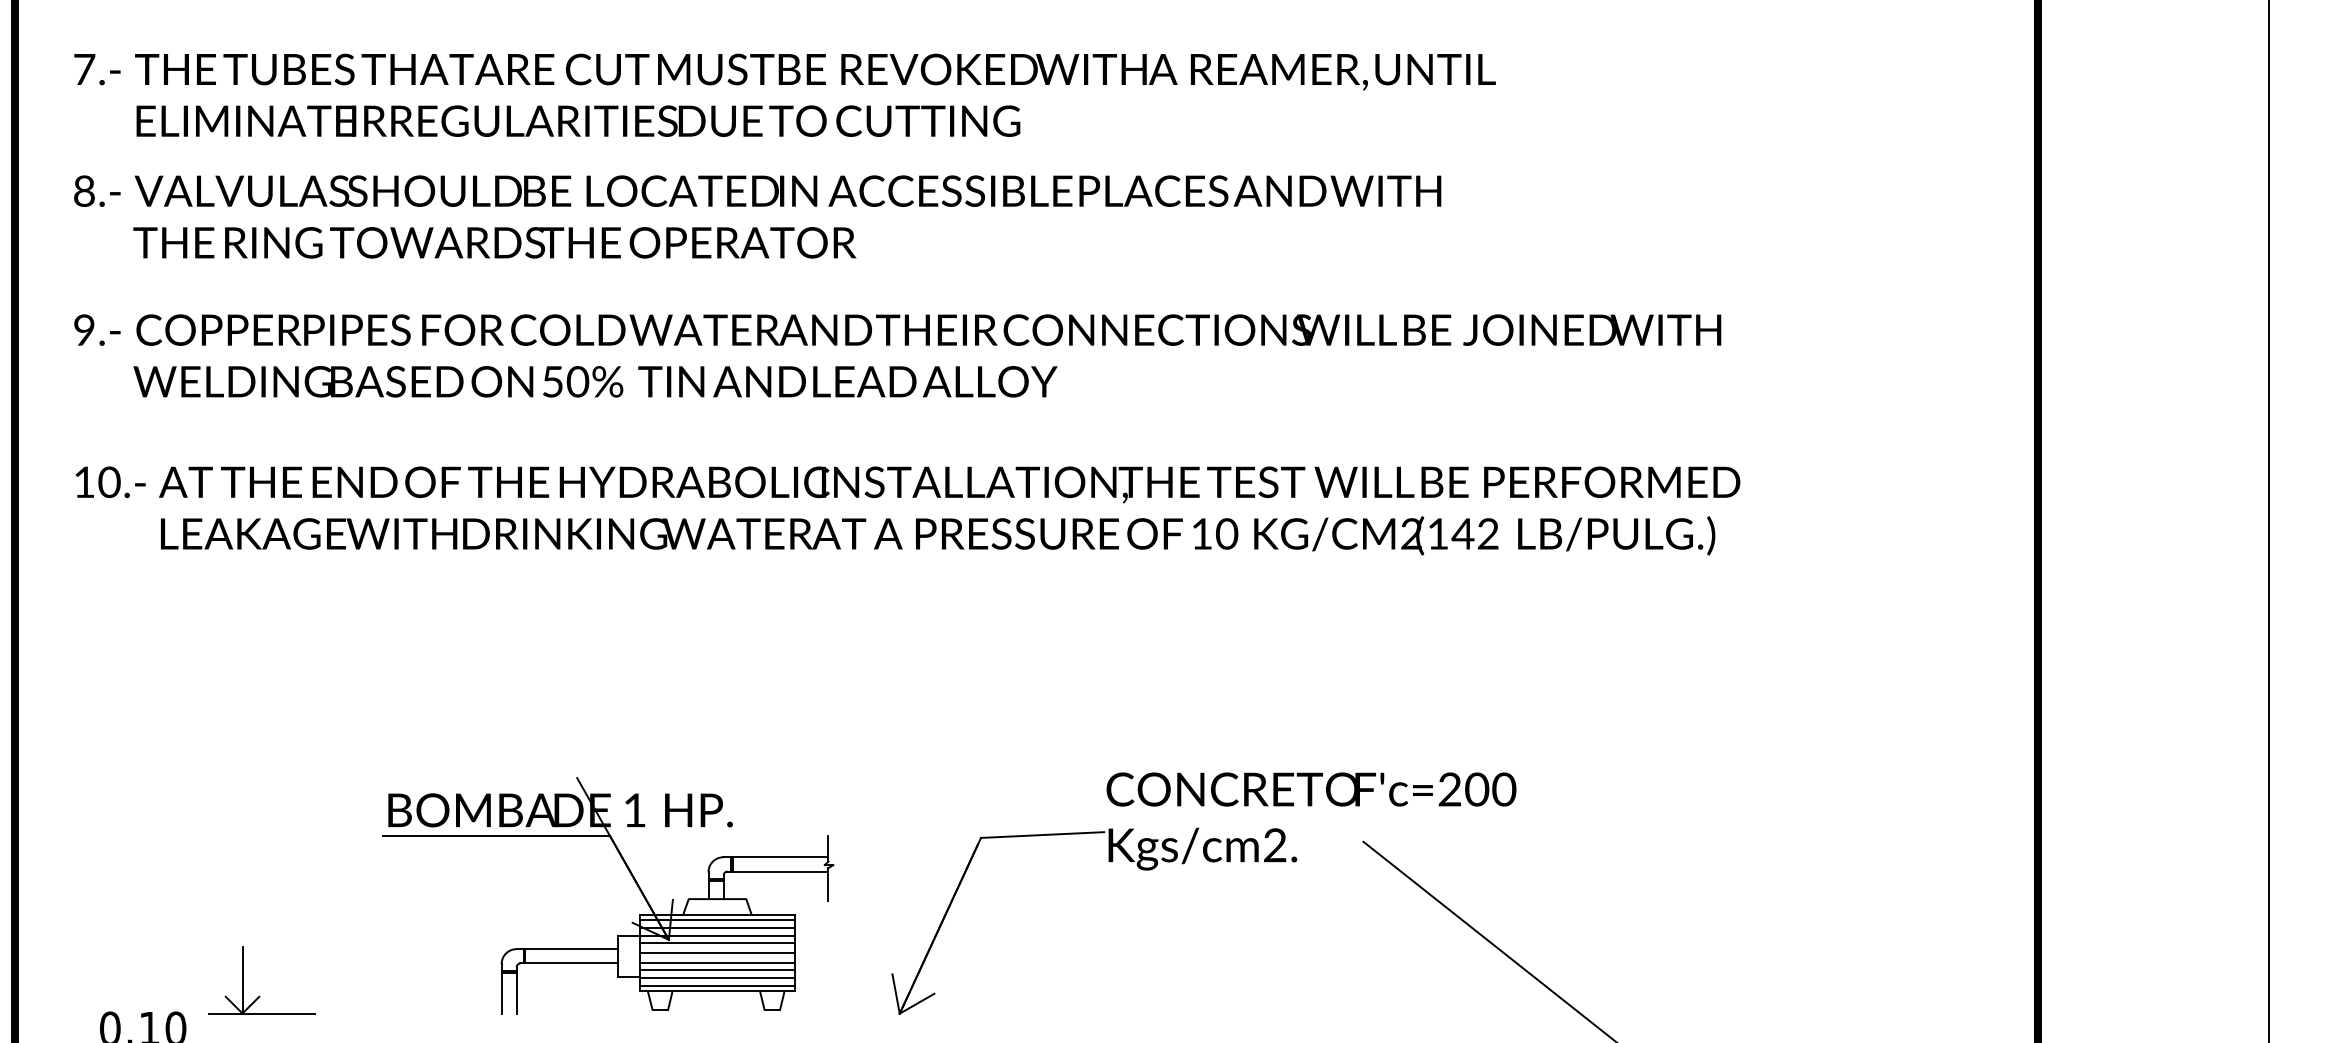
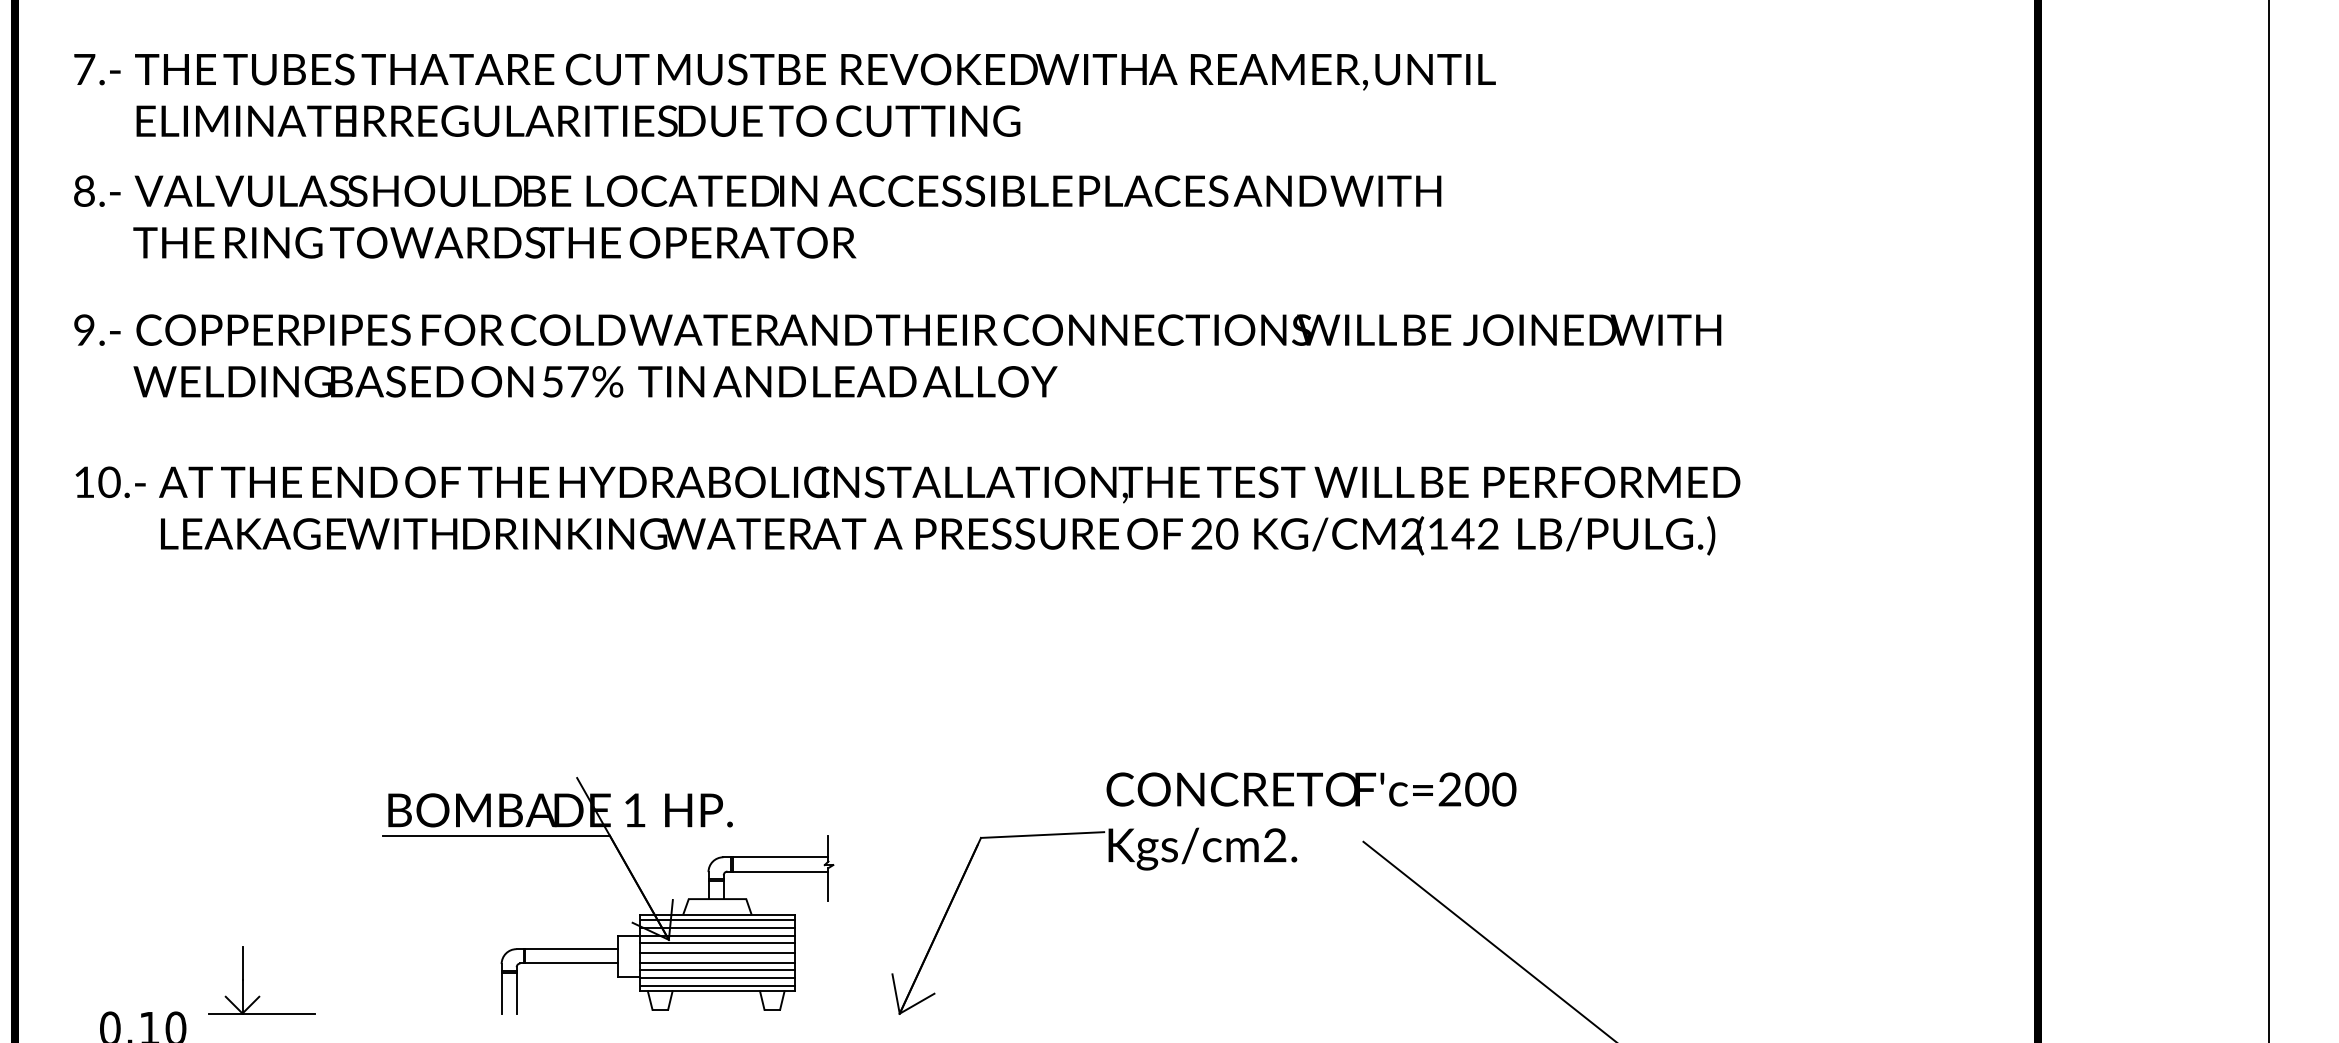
text: 50% -> 57% (577, 381)
text: 10 -> 20 (1201, 533)
